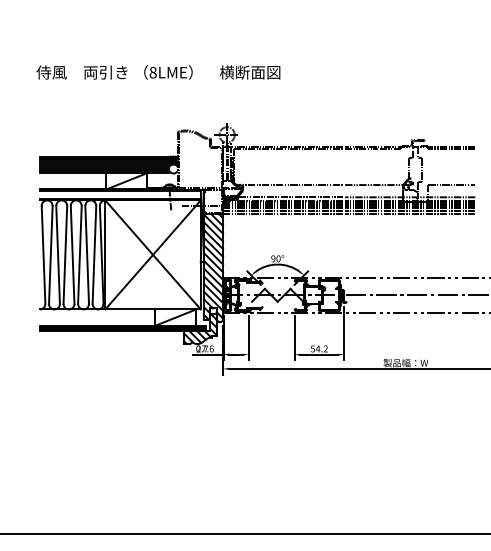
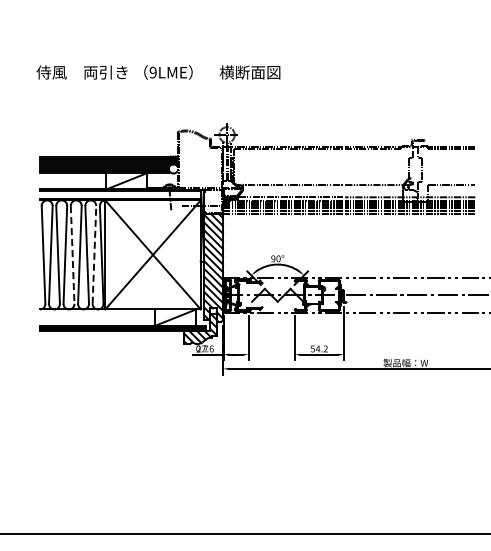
text: 8LME -> 9LME (152, 72)
line: solid -> dashed (72, 254)
line: solid -> dashed (94, 254)
